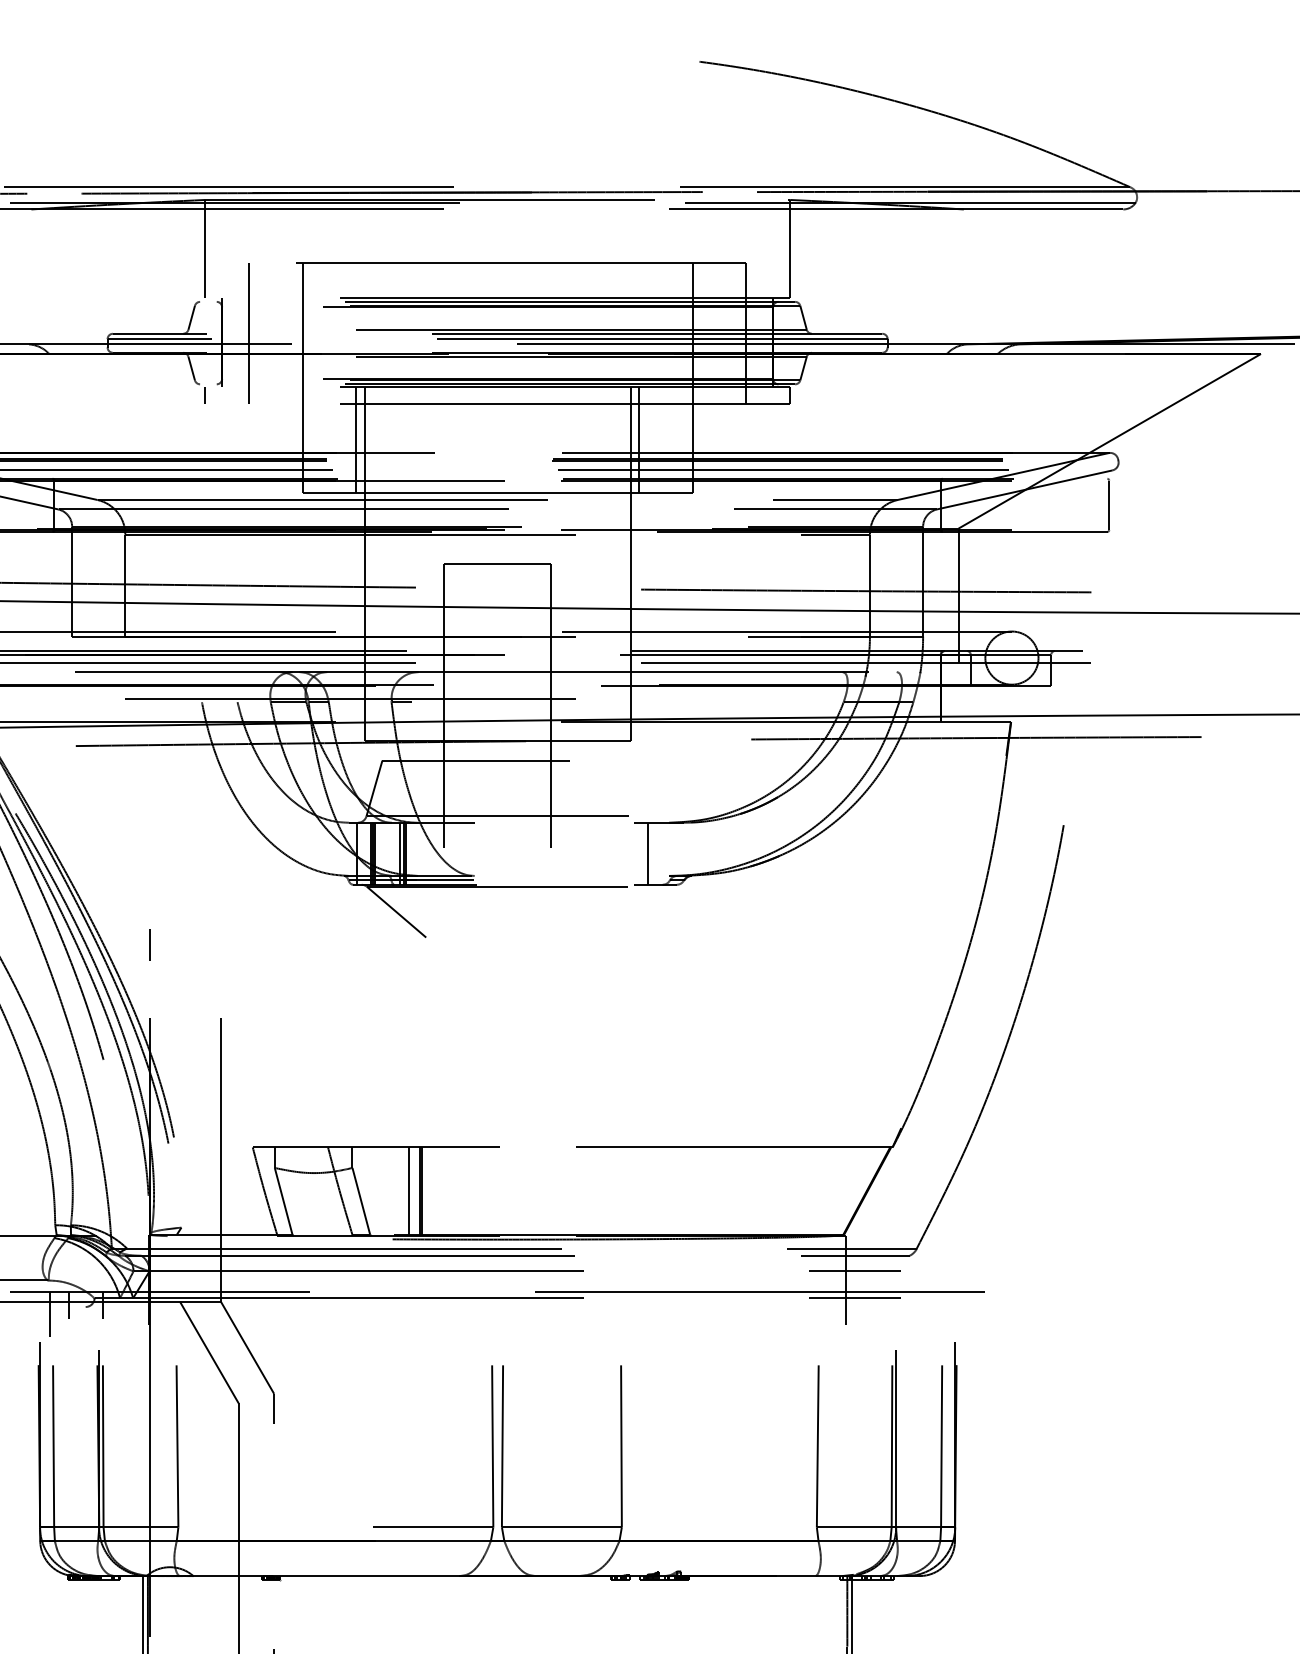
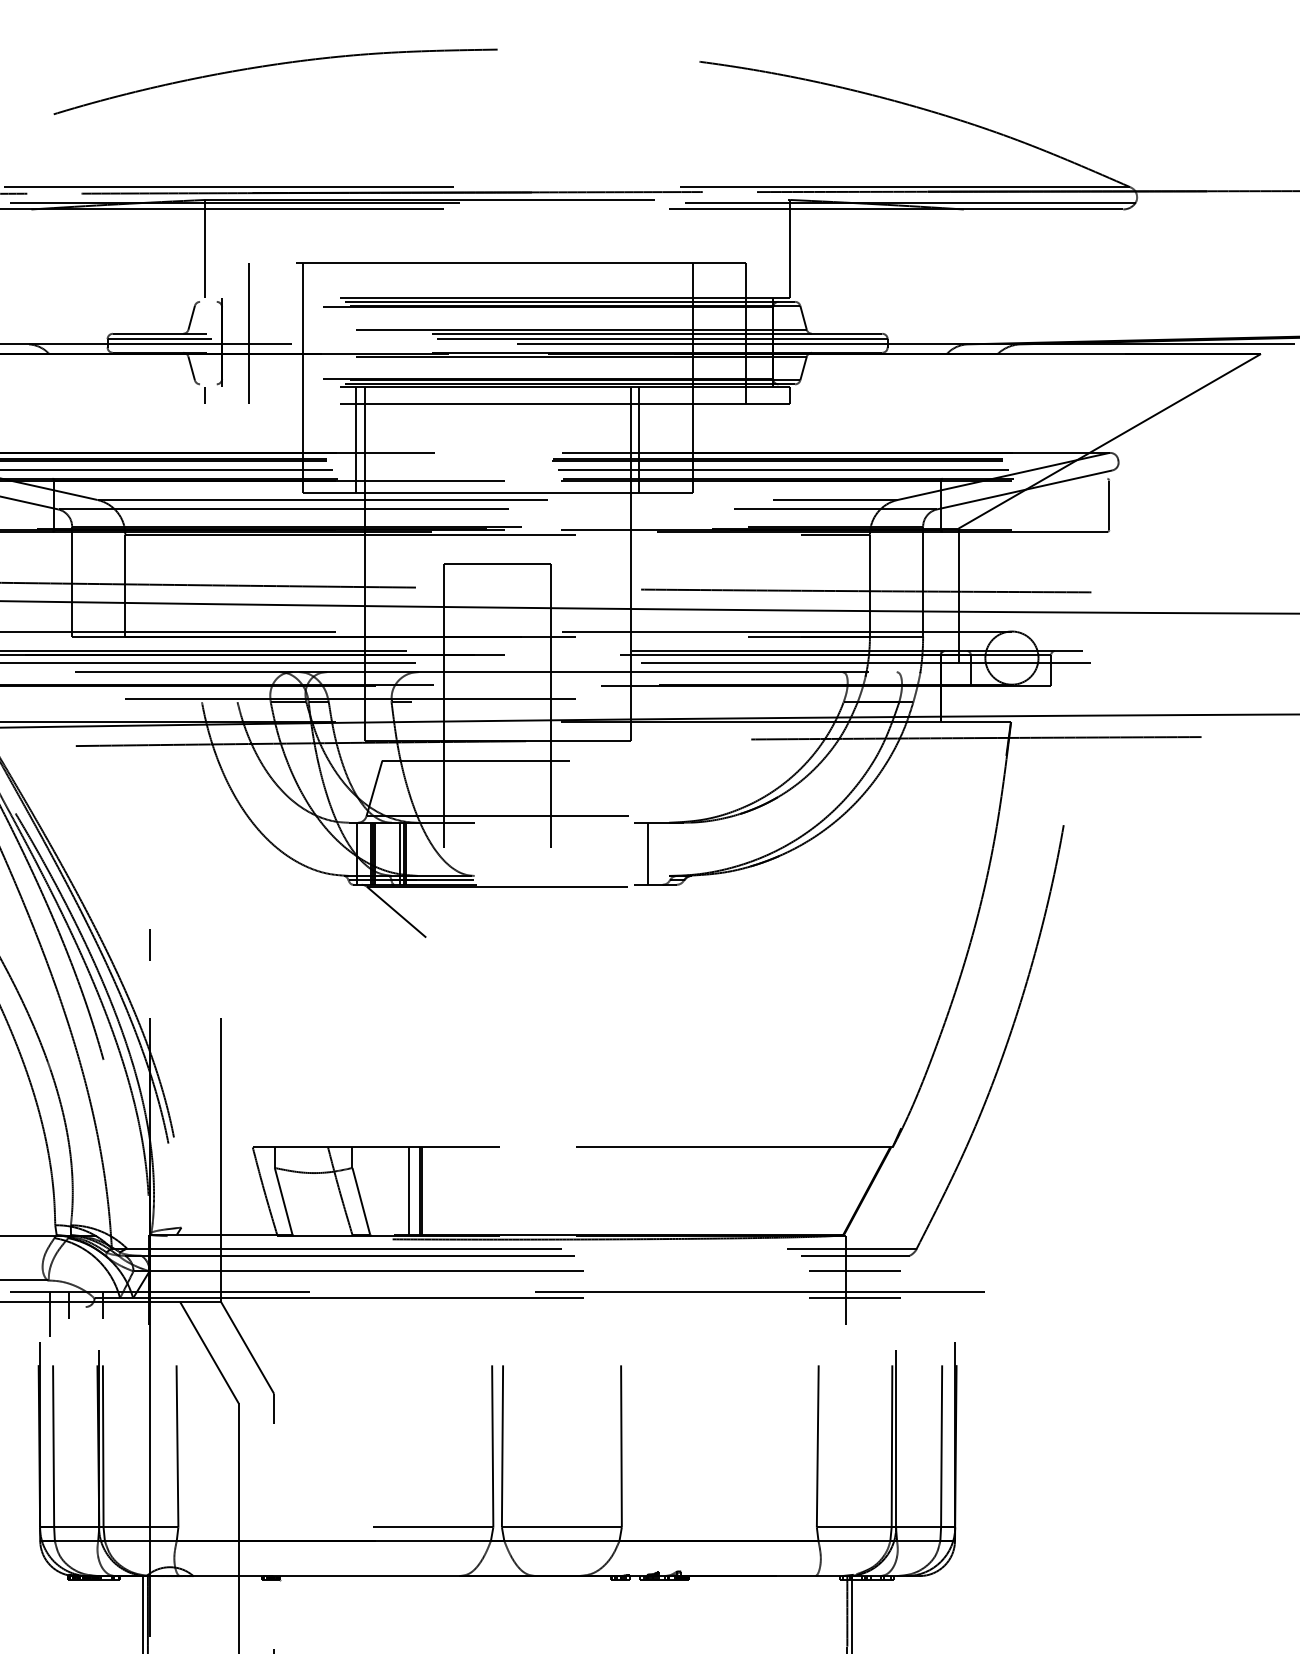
curve: none -> present (270, 66)
